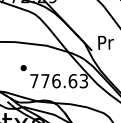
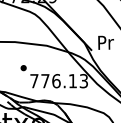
text: 776.63 -> 776.13 (72, 81)
